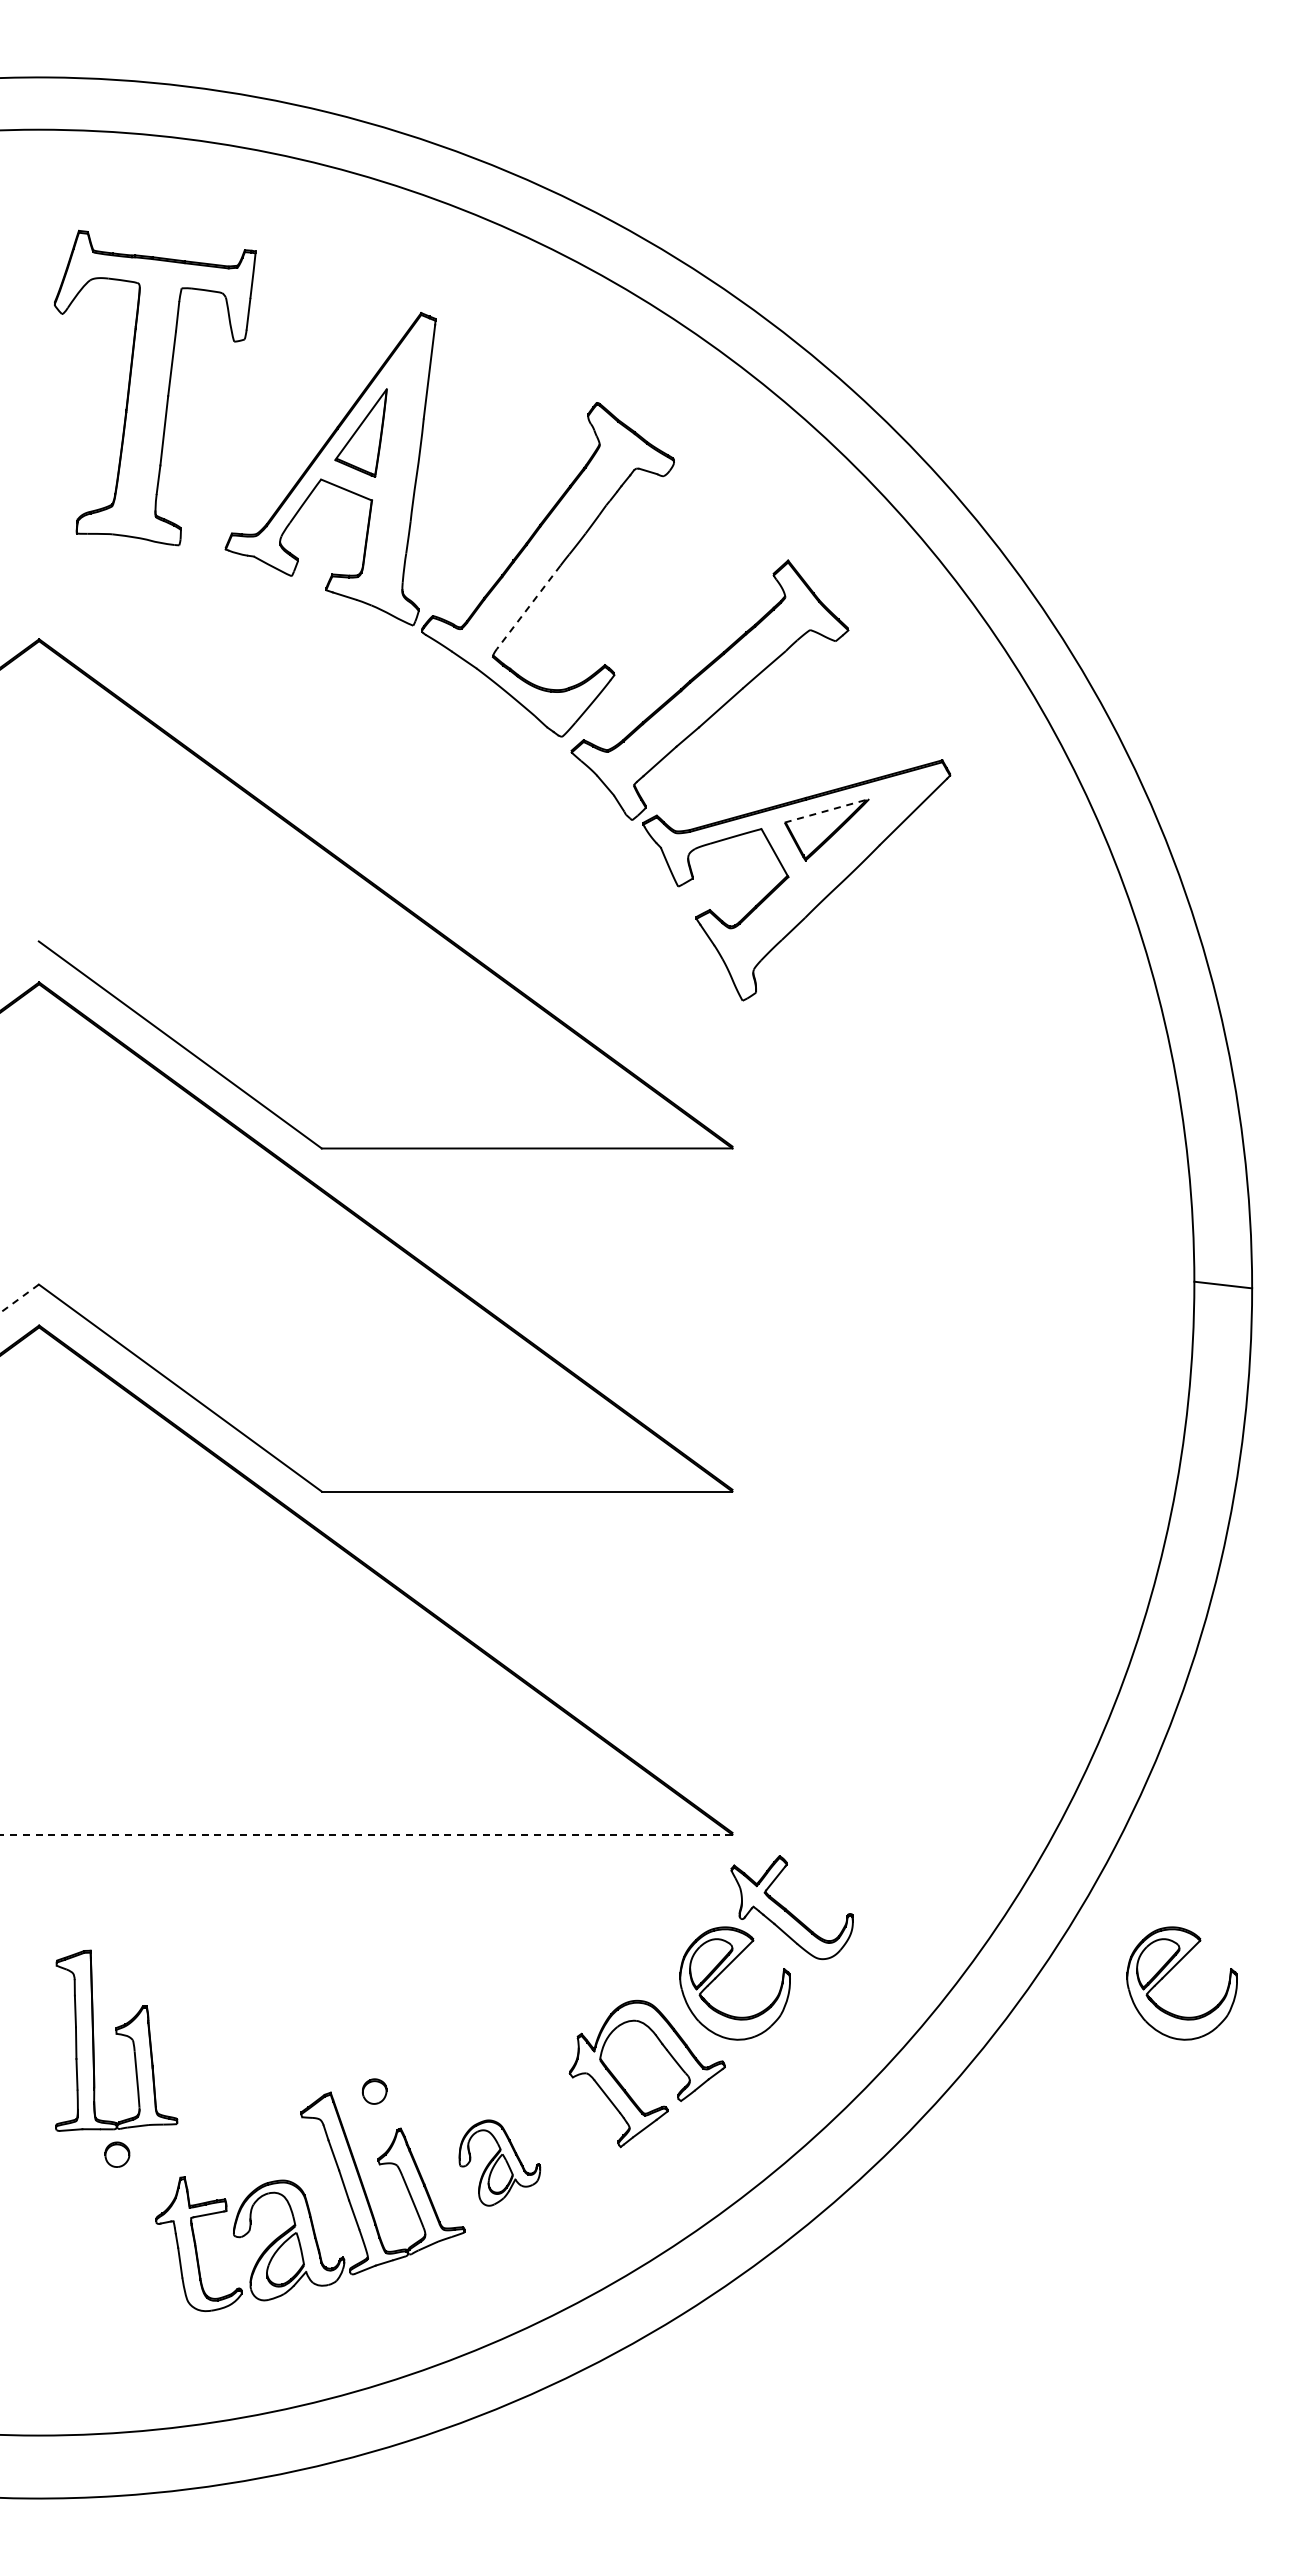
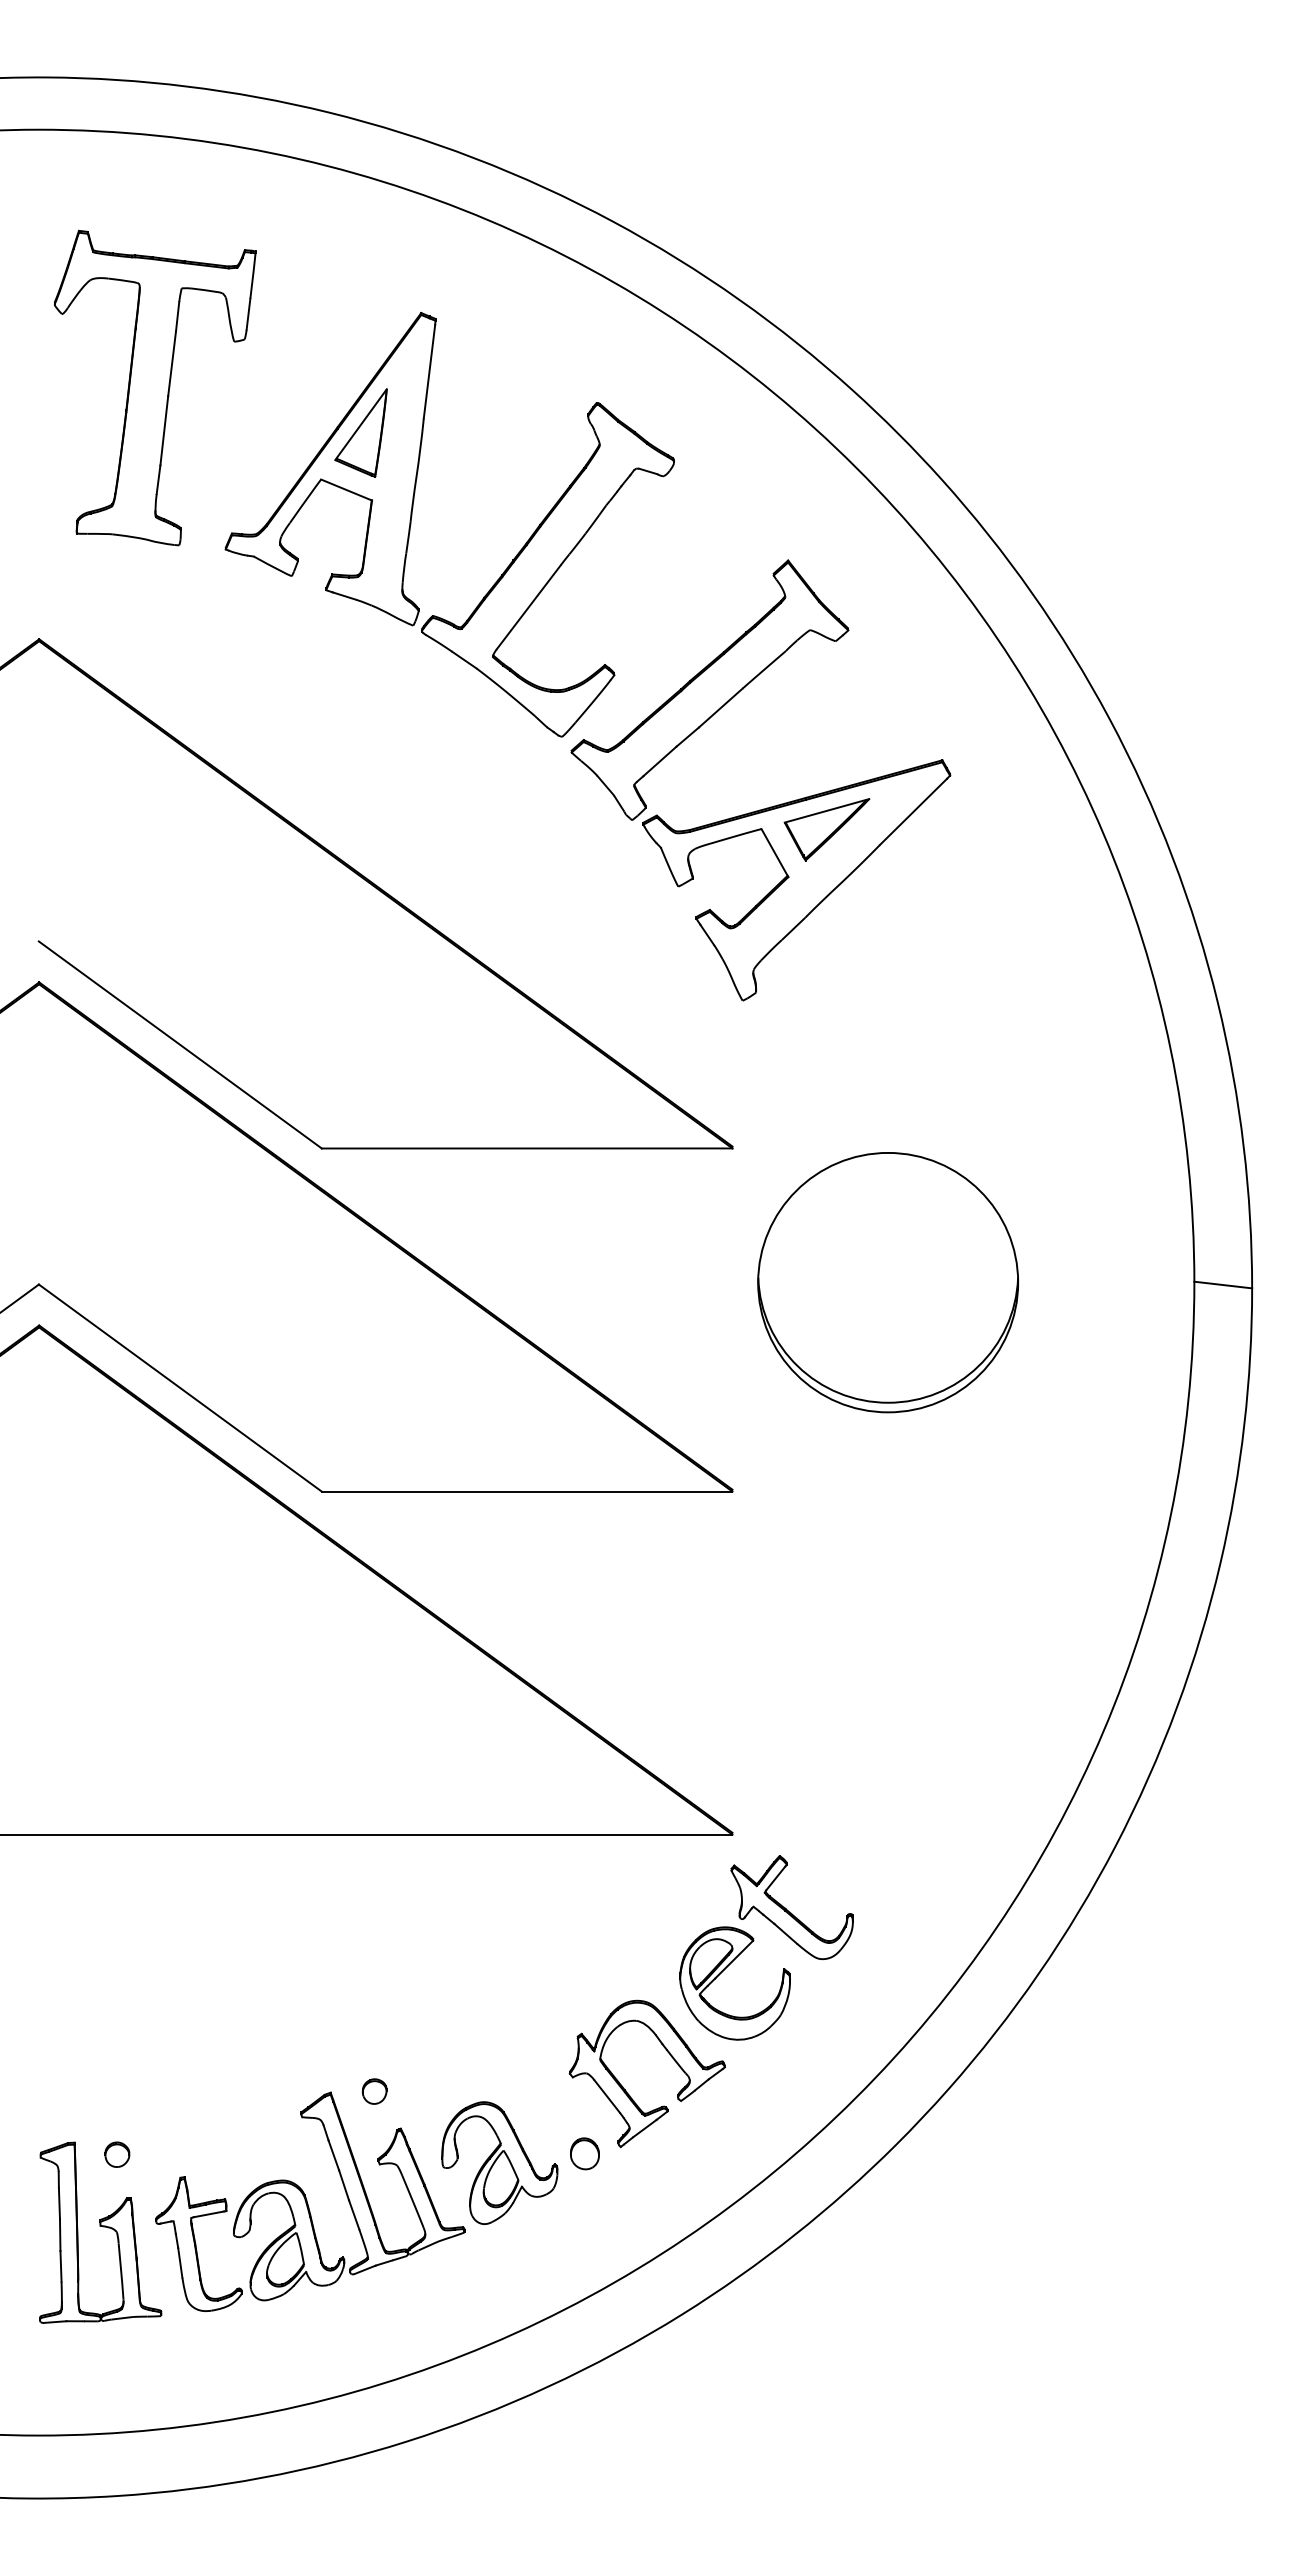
line: dashed -> solid (528, 607)
line: dashed -> solid (826, 810)
part: none -> present (888, 1282)
line: dashed -> solid (19, 1298)
line: dashed -> solid (366, 1834)
part: present -> none (1170, 1971)
part position: (116, 2040) -> (100, 2232) (100, 2232)
part: none -> present (584, 2153)
part size: 84x88 px -> 118x124 px (499, 2162)
